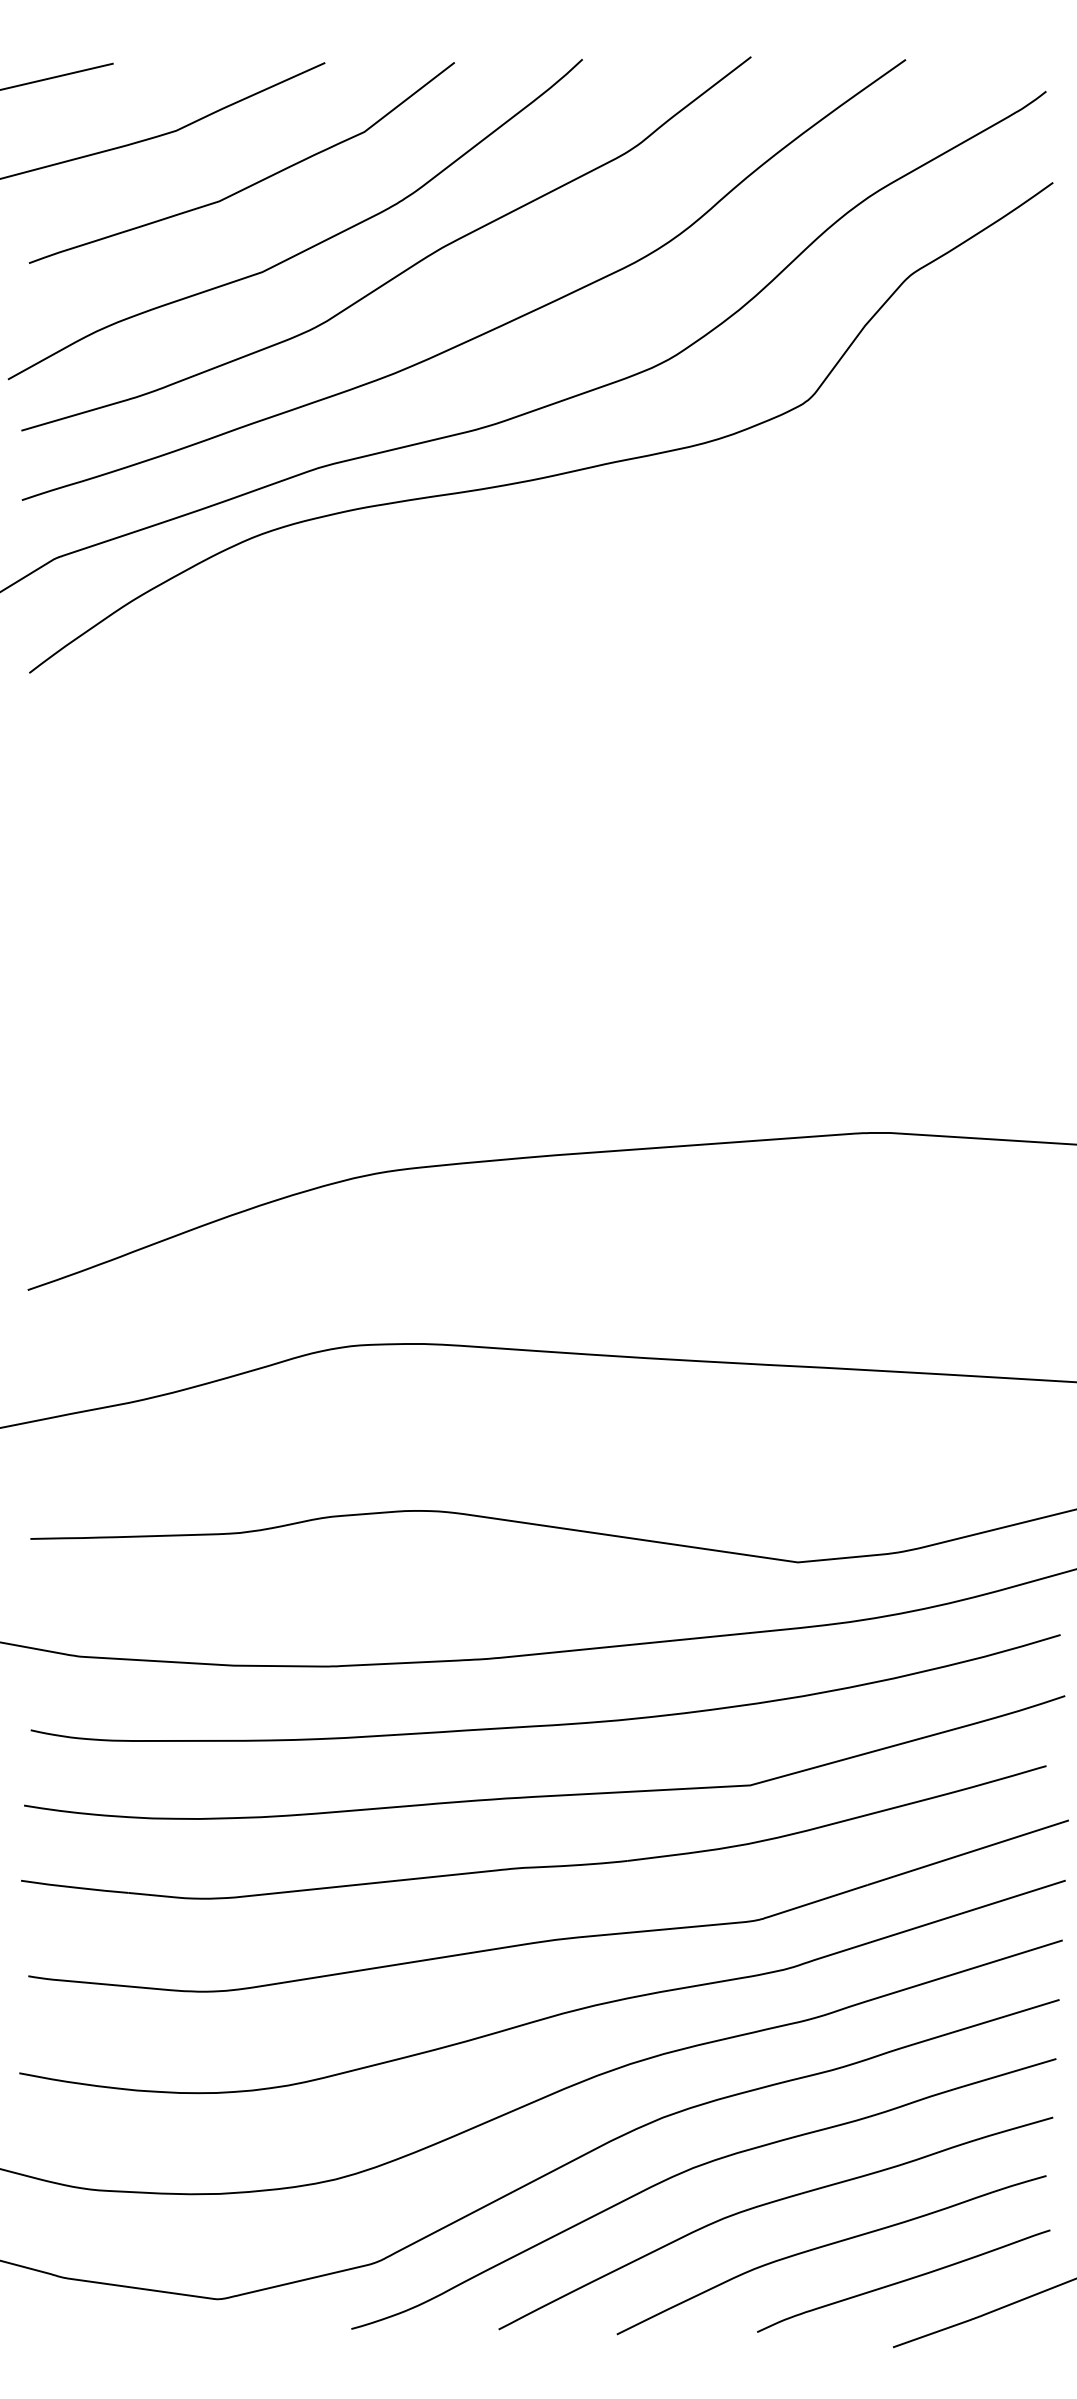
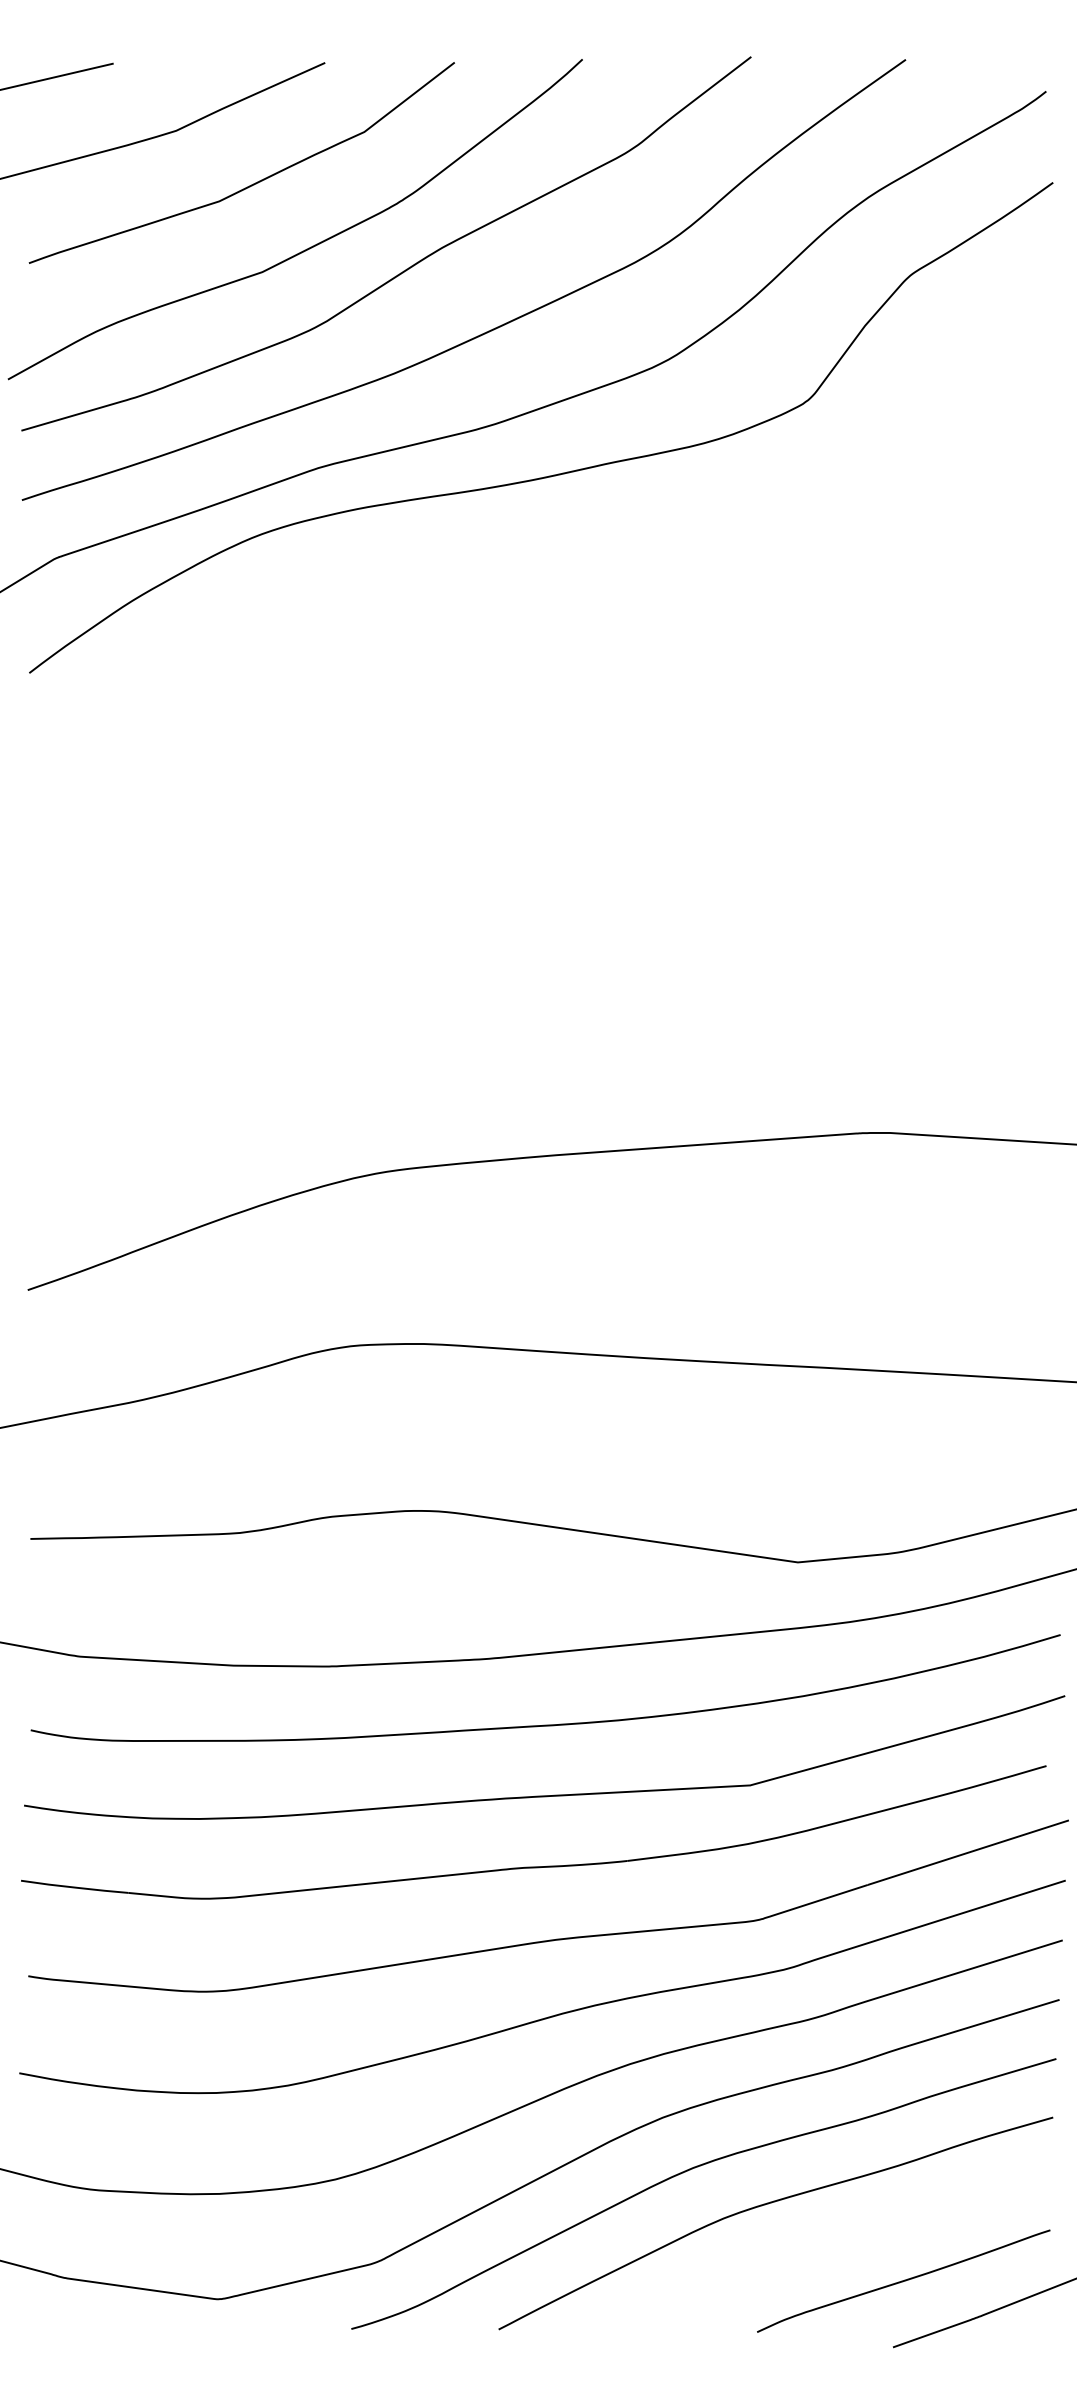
curve: present -> none (830, 2245)
